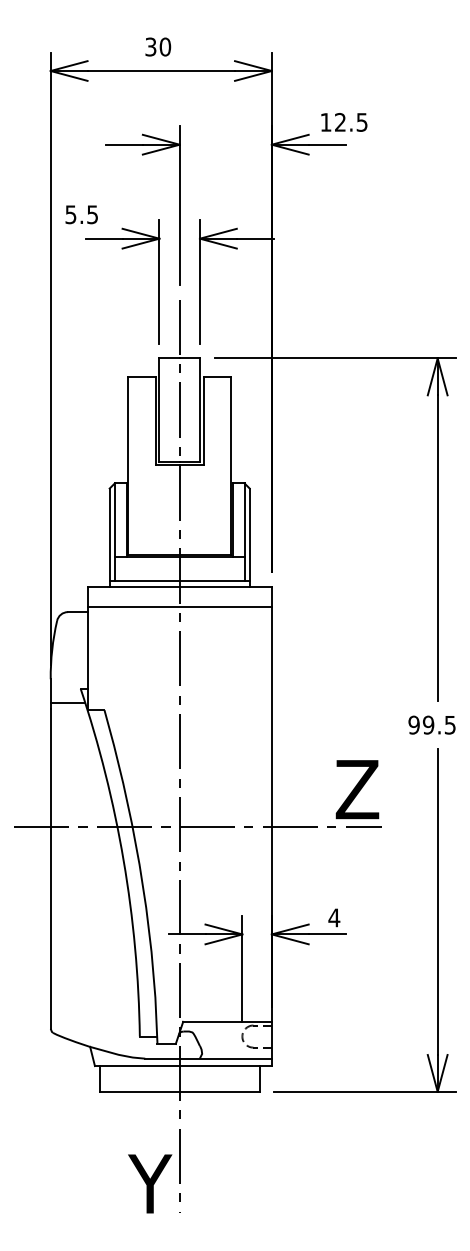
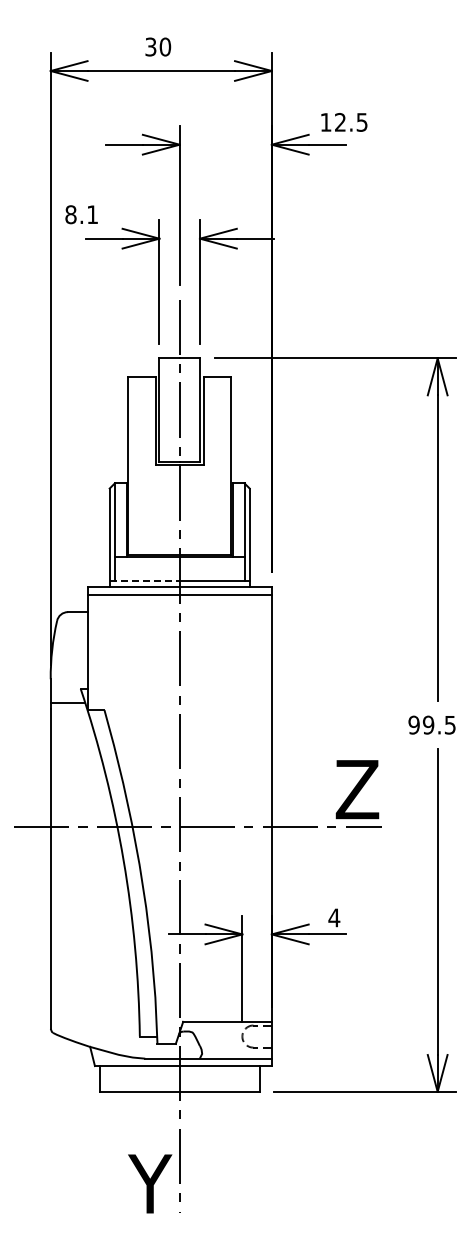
text: 5.5 -> 8.1 (81, 214)
line: solid -> dashed (145, 581)
line position: (179, 606) -> (179, 594) (179, 594)
